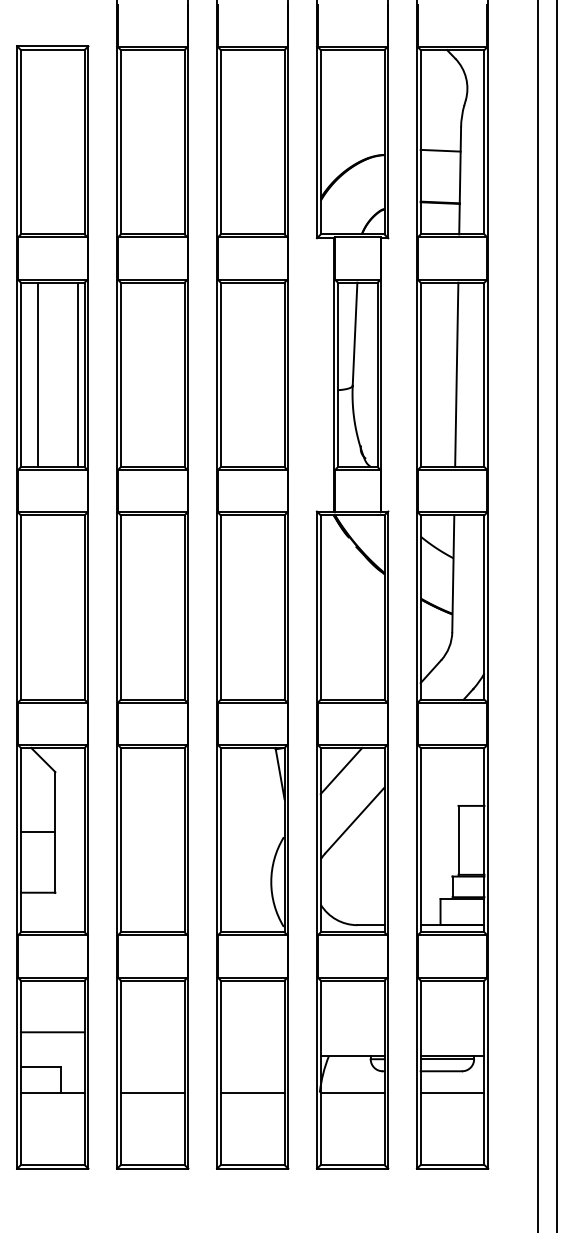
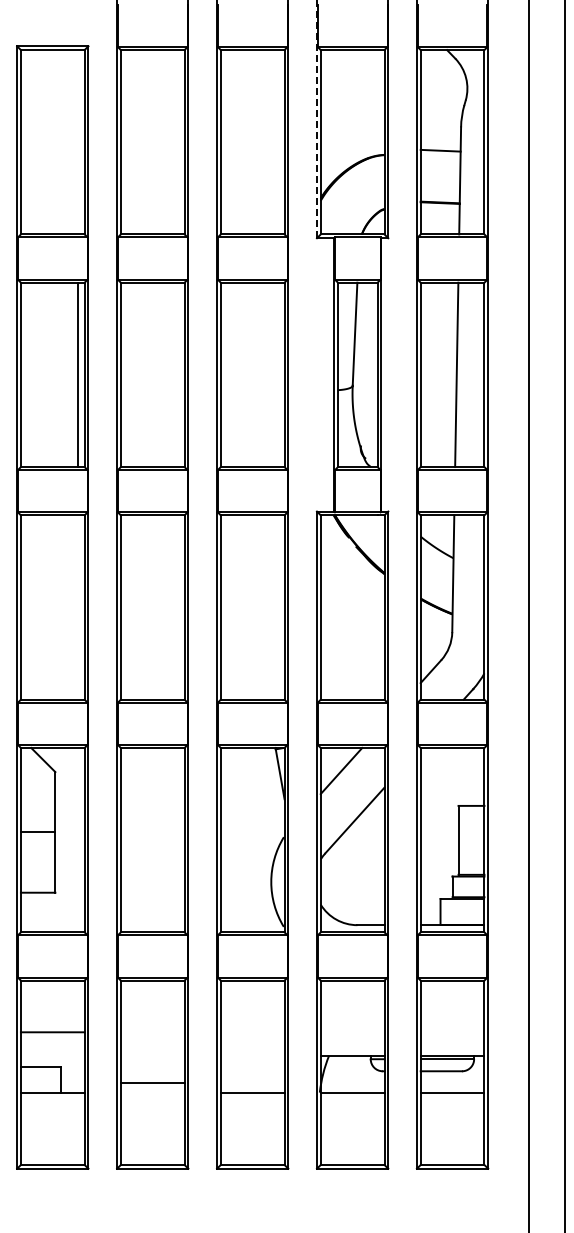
line: solid -> dashed (316, 119)
line: present -> none (38, 374)
line position: (537, 615) -> (528, 615) (528, 615)
line position: (556, 615) -> (564, 615) (564, 615)
line position: (152, 1092) -> (152, 1082) (152, 1082)
